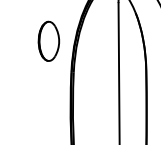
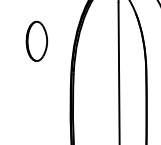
part position: (48, 40) -> (36, 40) (36, 40)
